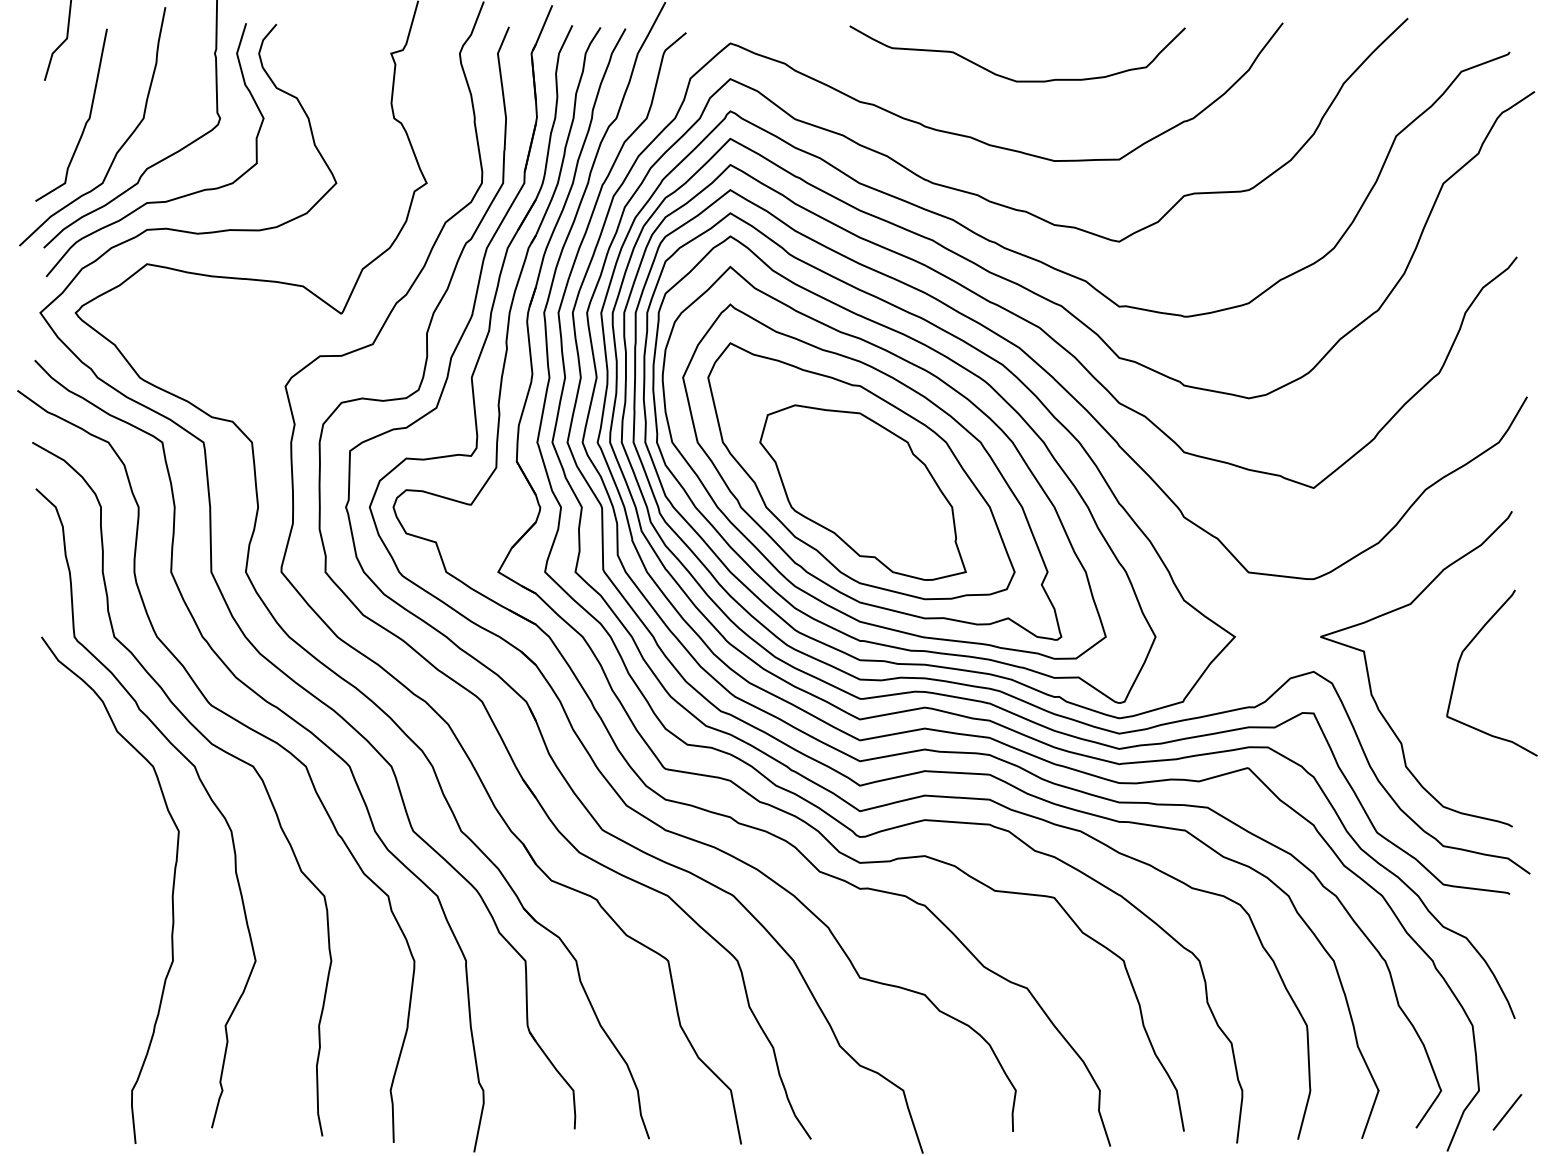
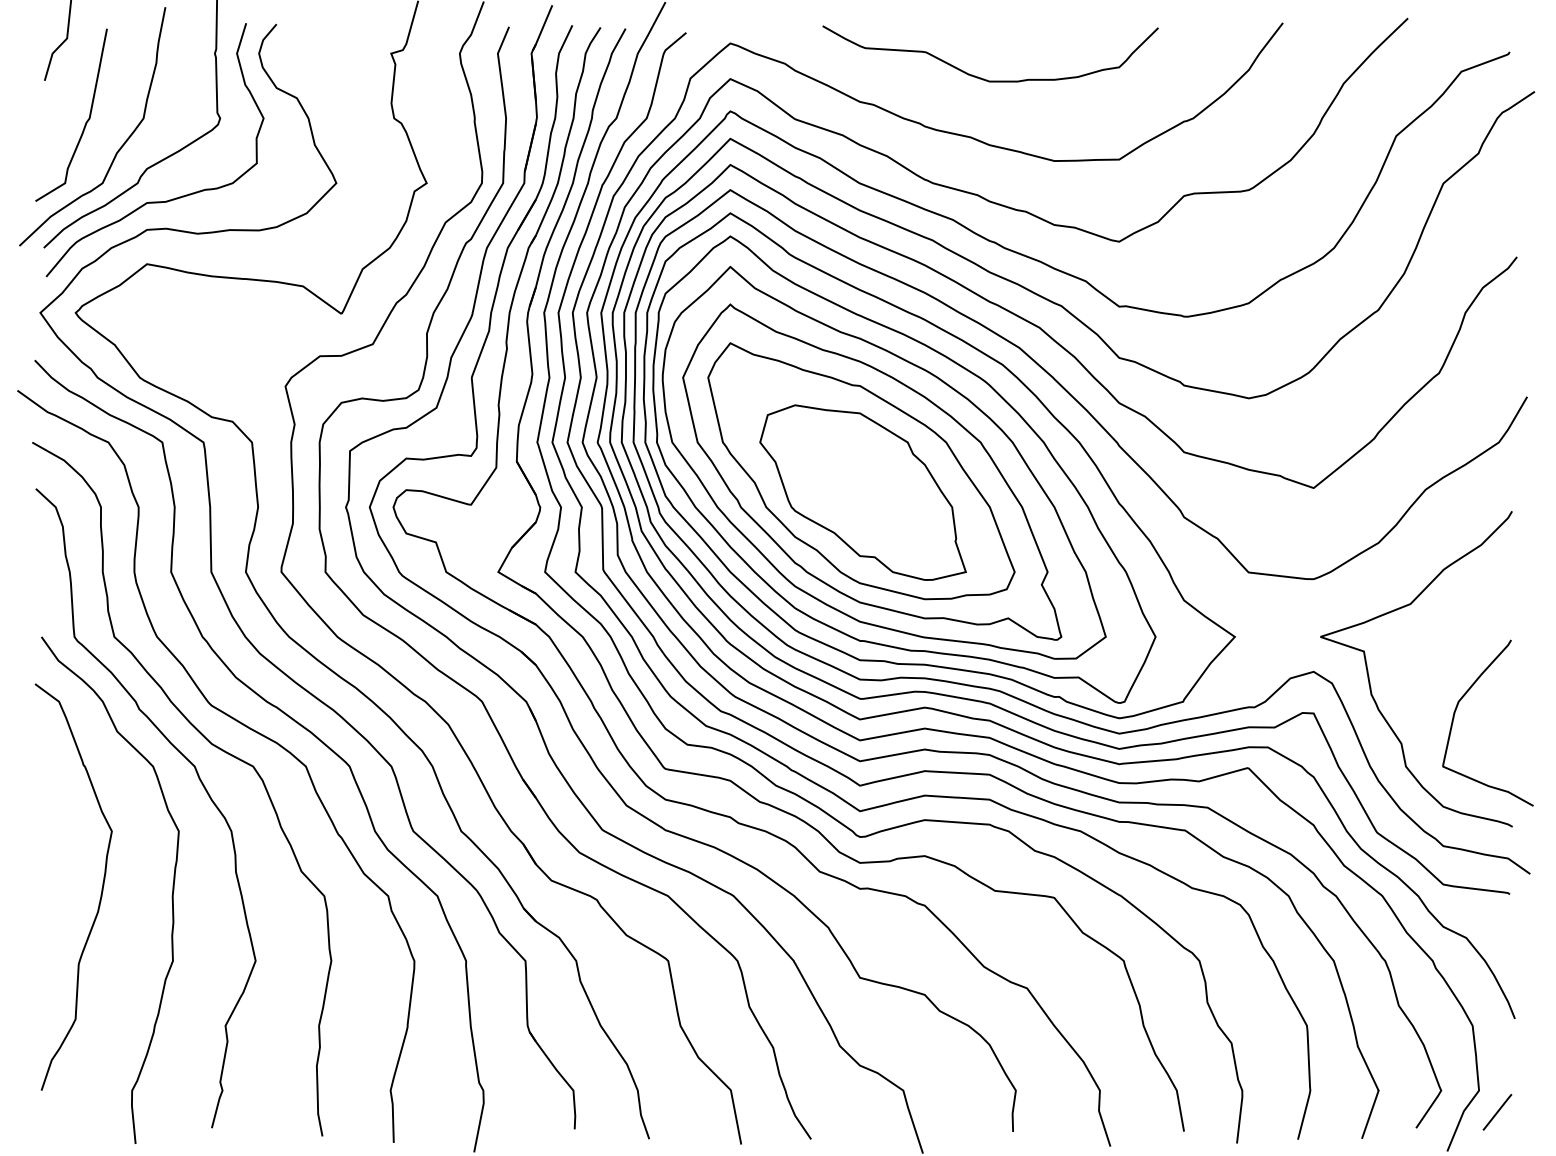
curve position: (1008, 77) -> (981, 77) (981, 77)
curve position: (1461, 658) -> (1457, 708) (1457, 708)
curve: none -> present (101, 888)
line position: (1507, 1112) -> (1497, 1112) (1497, 1112)
